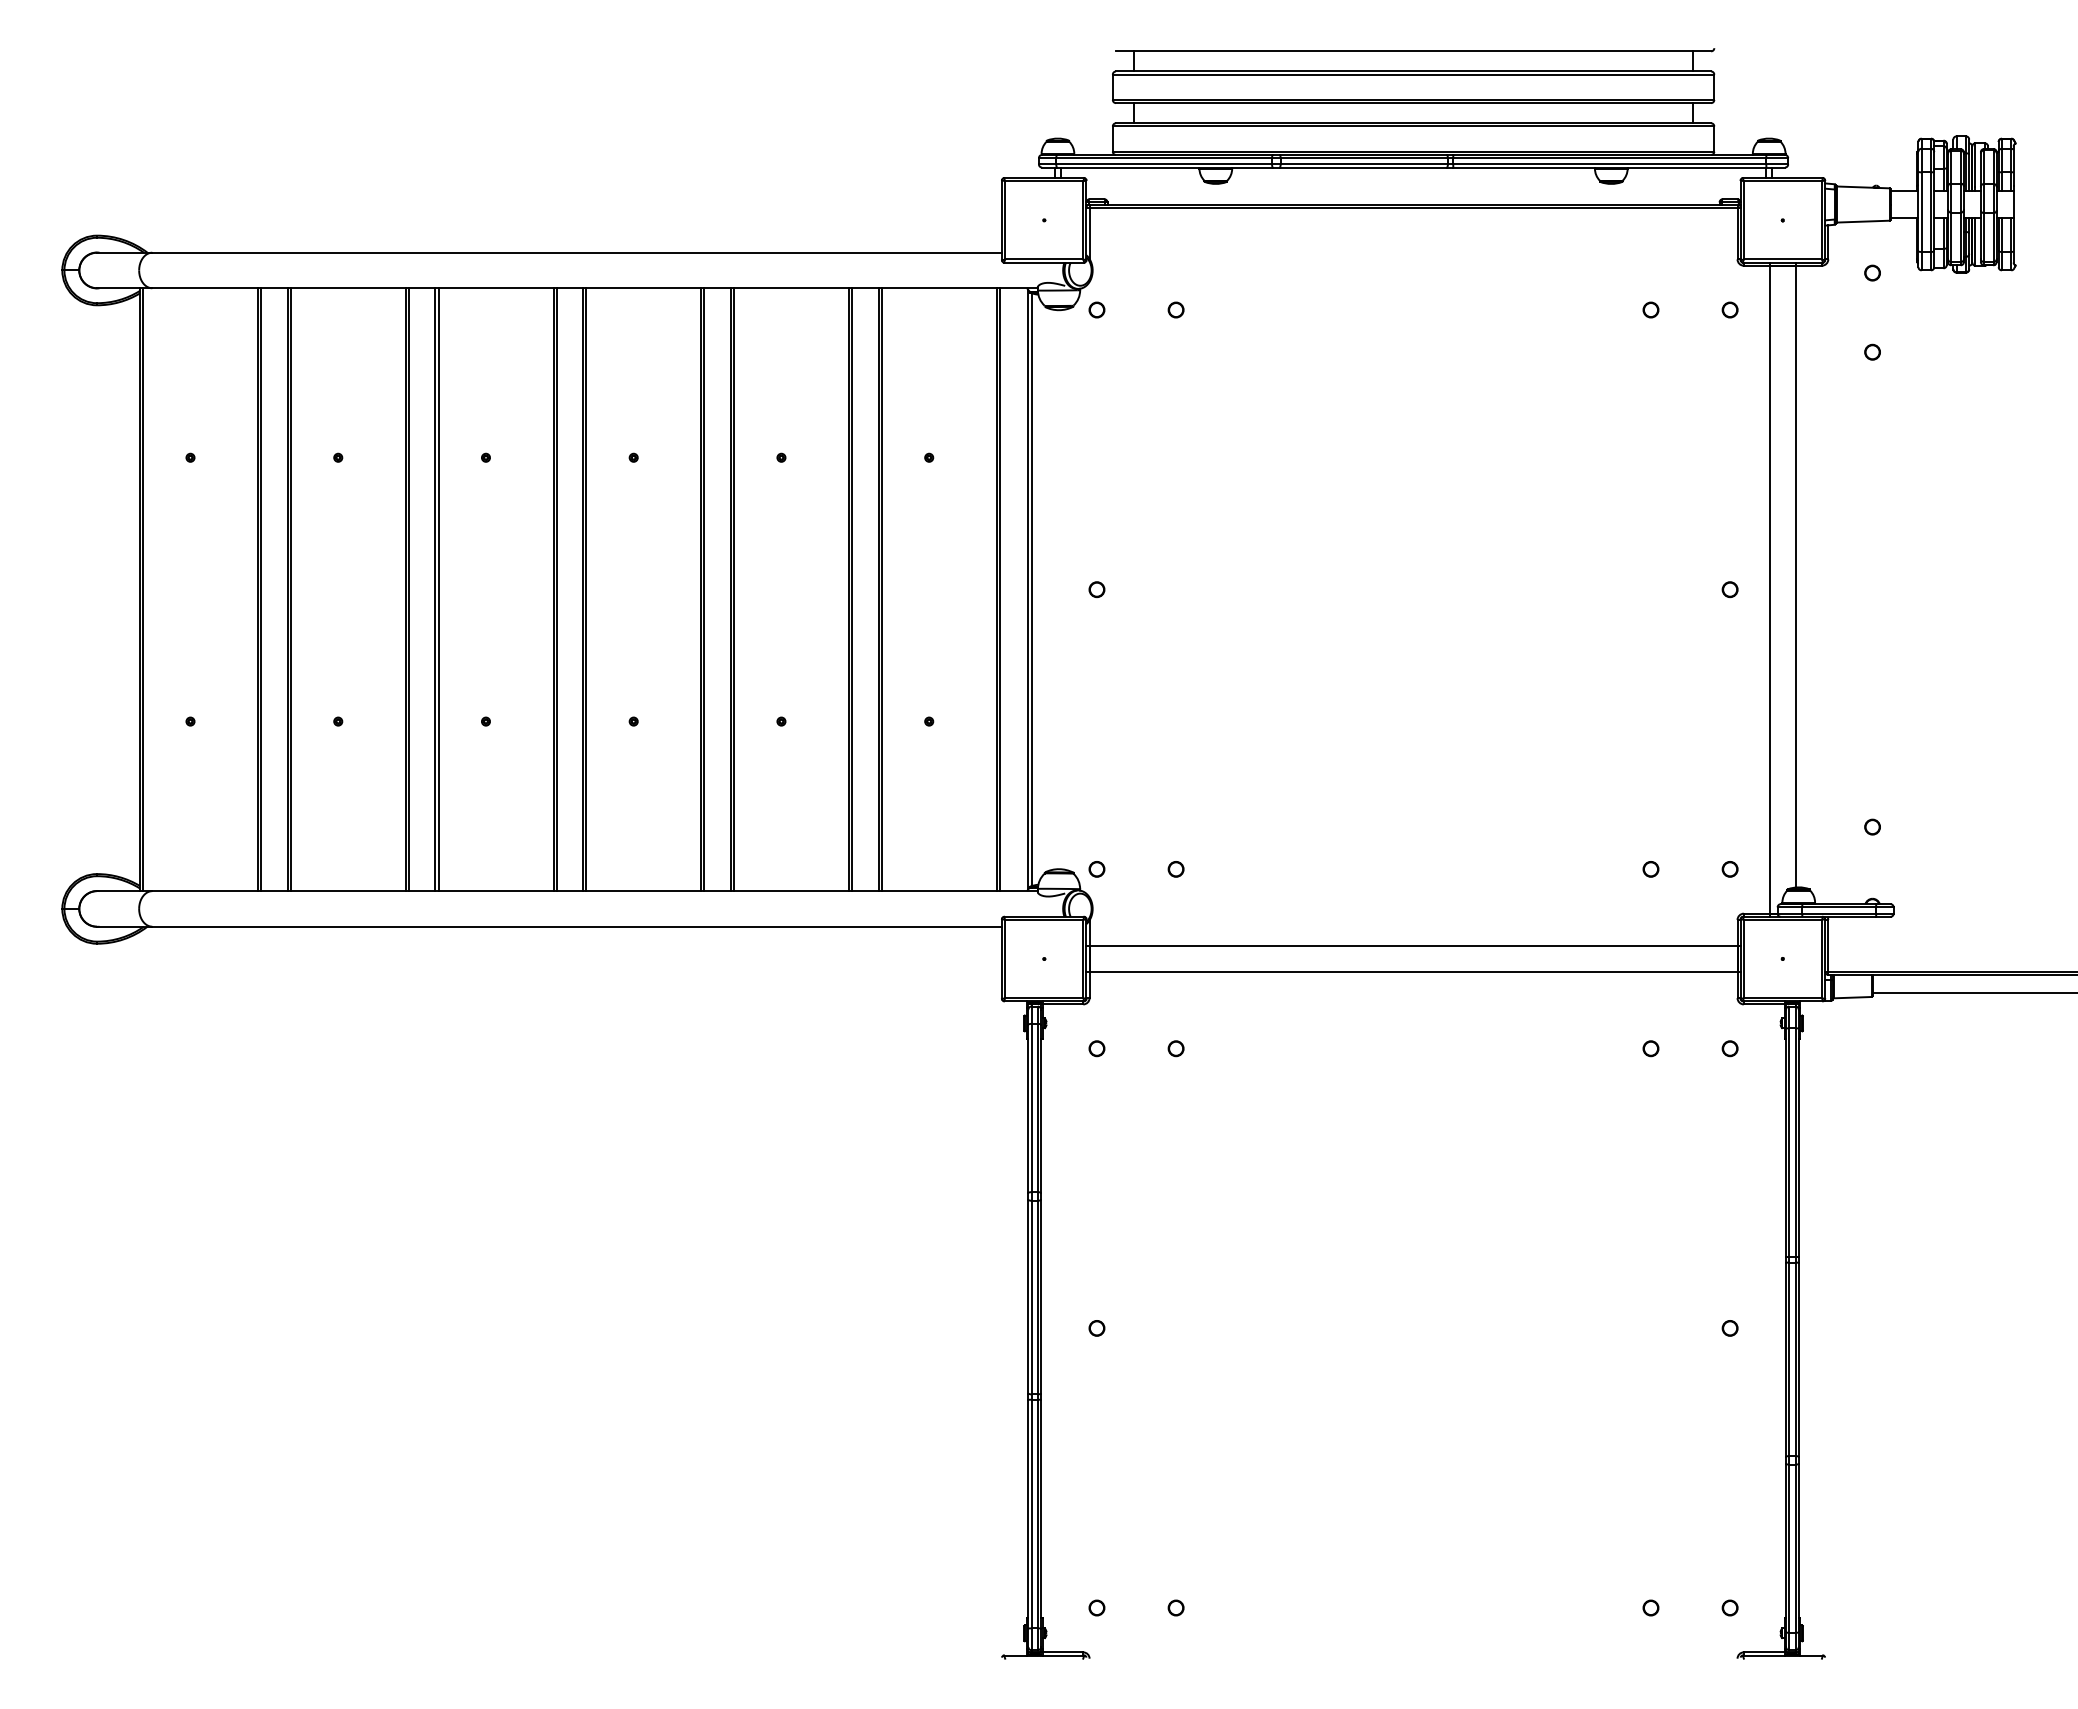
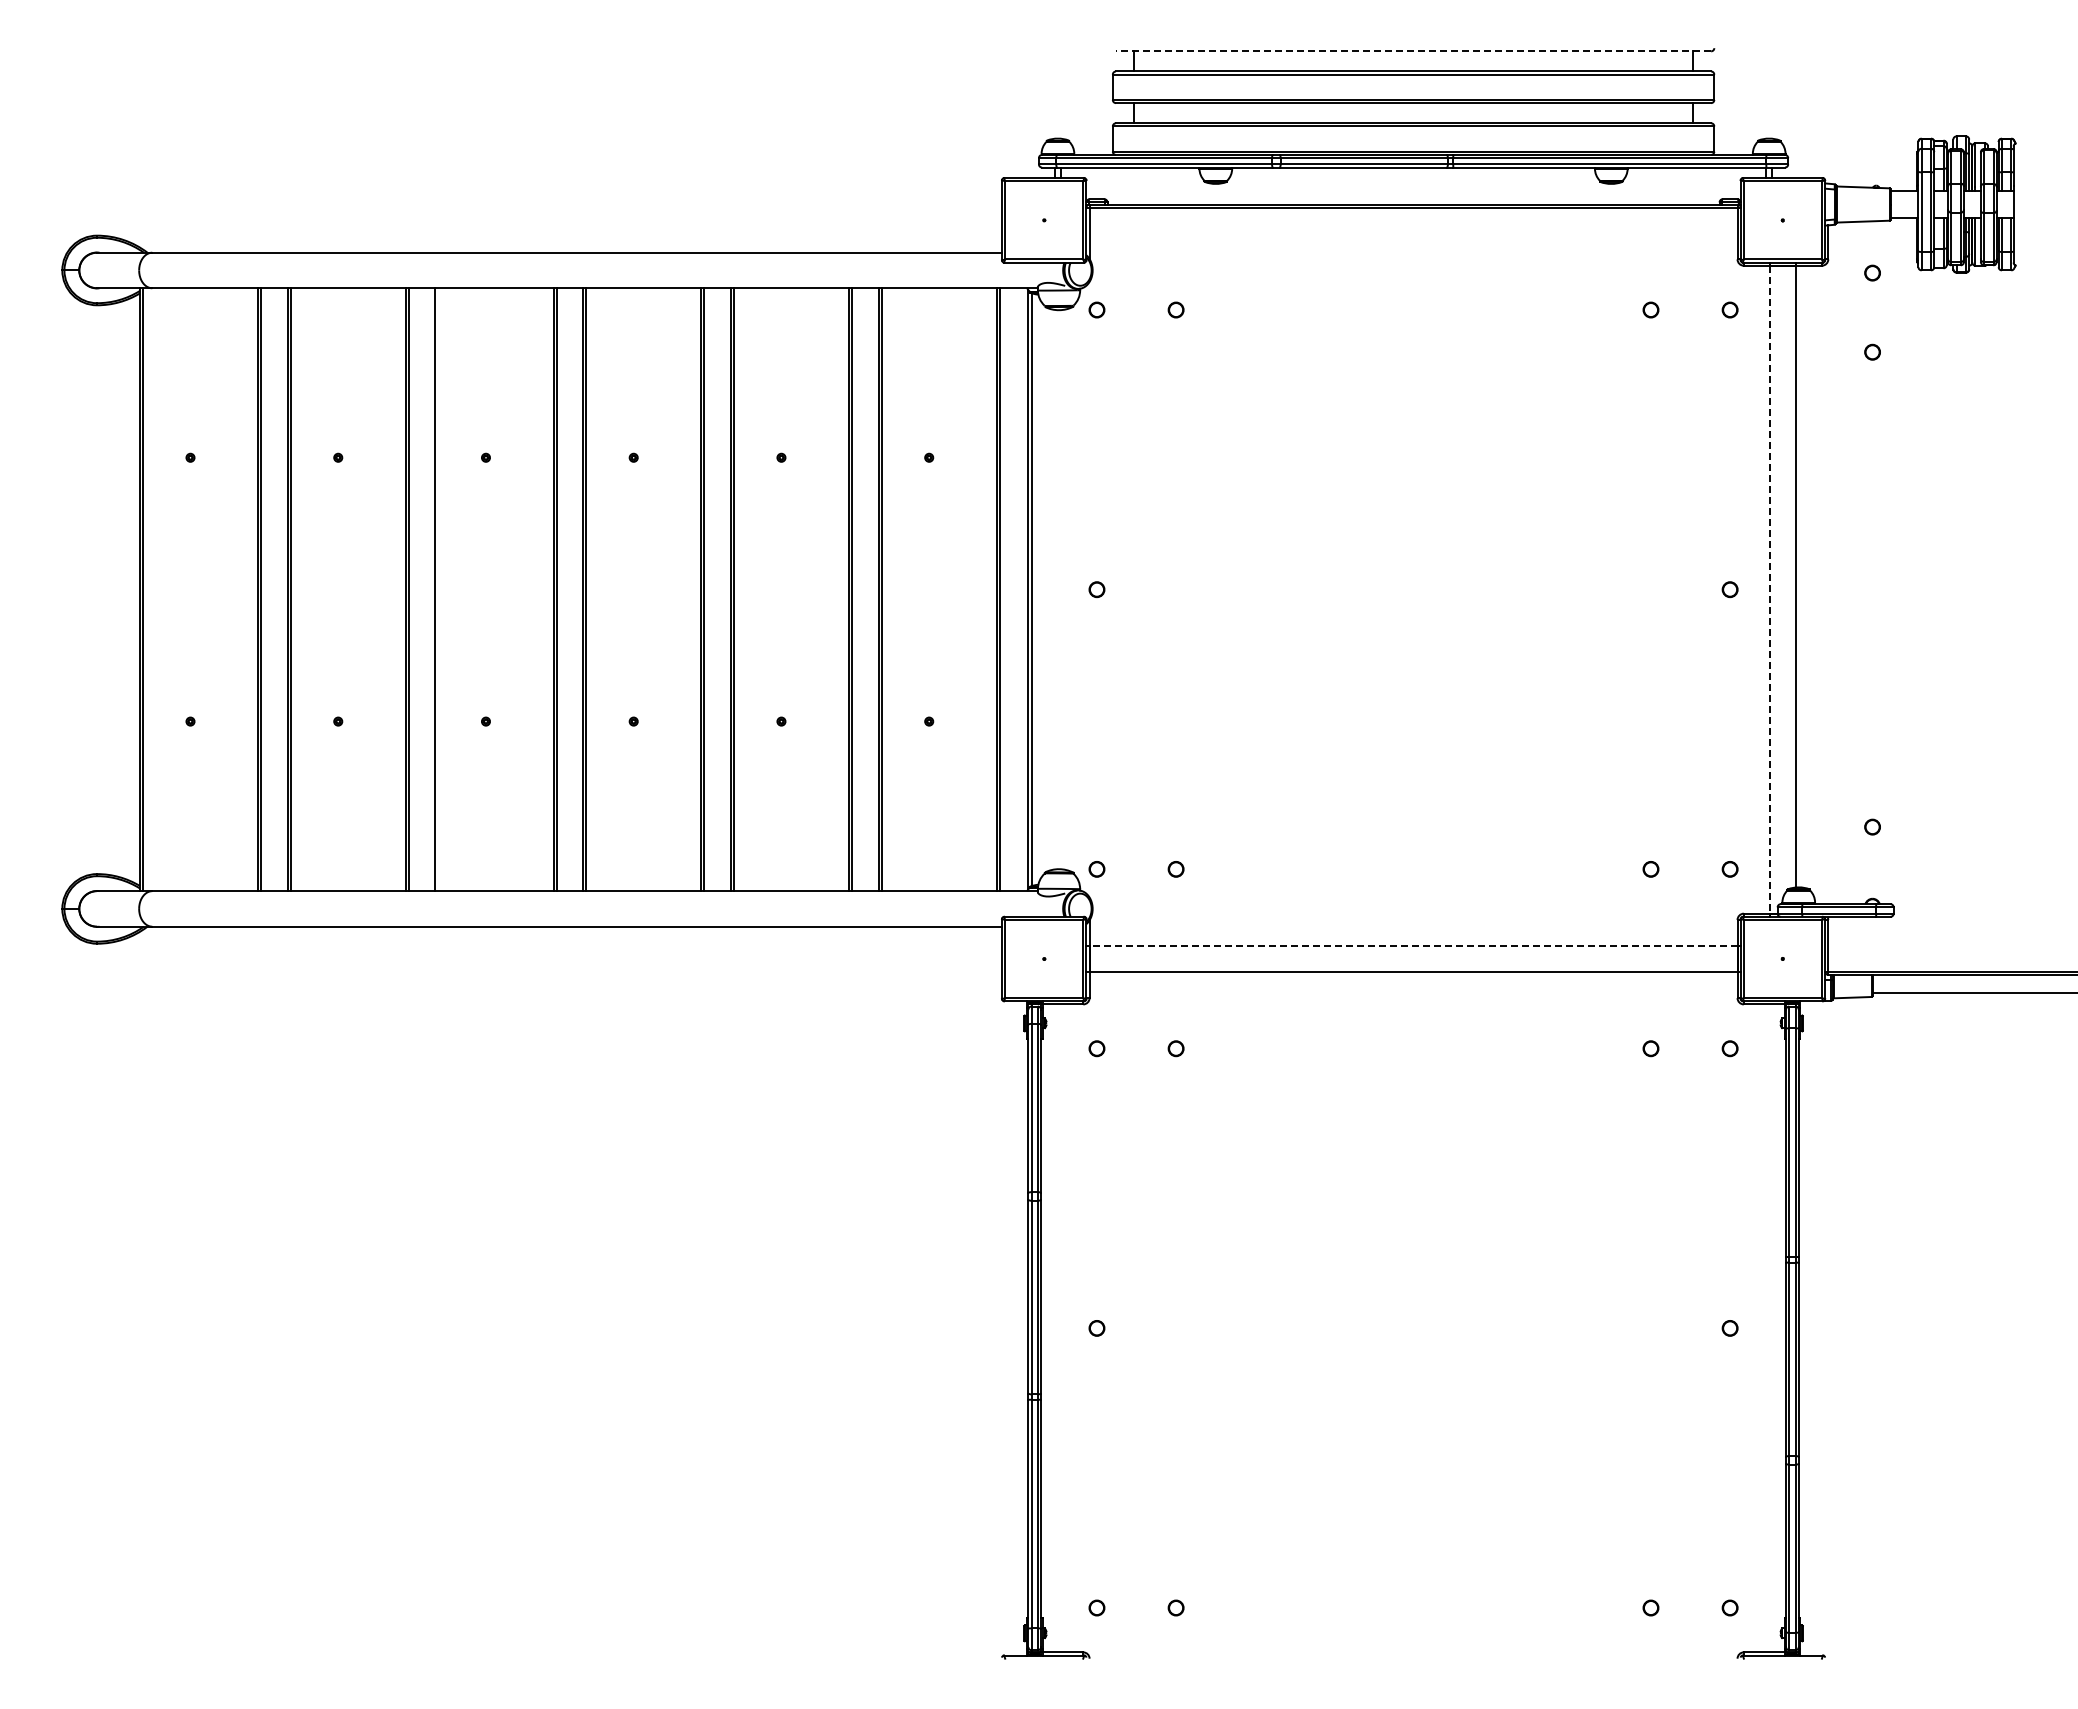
line: solid -> dashed (1413, 51)
line: present -> none (438, 589)
line: solid -> dashed (1770, 589)
line: solid -> dashed (1413, 946)
